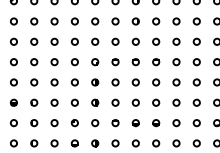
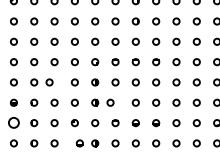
circle position: (54, 82) -> (49, 82) (49, 82)
circle position: (115, 102) -> (110, 102) (110, 102)
circle size: 8x9 px -> 12x12 px (13, 122)
part position: (74, 143) -> (79, 143) (79, 143)
